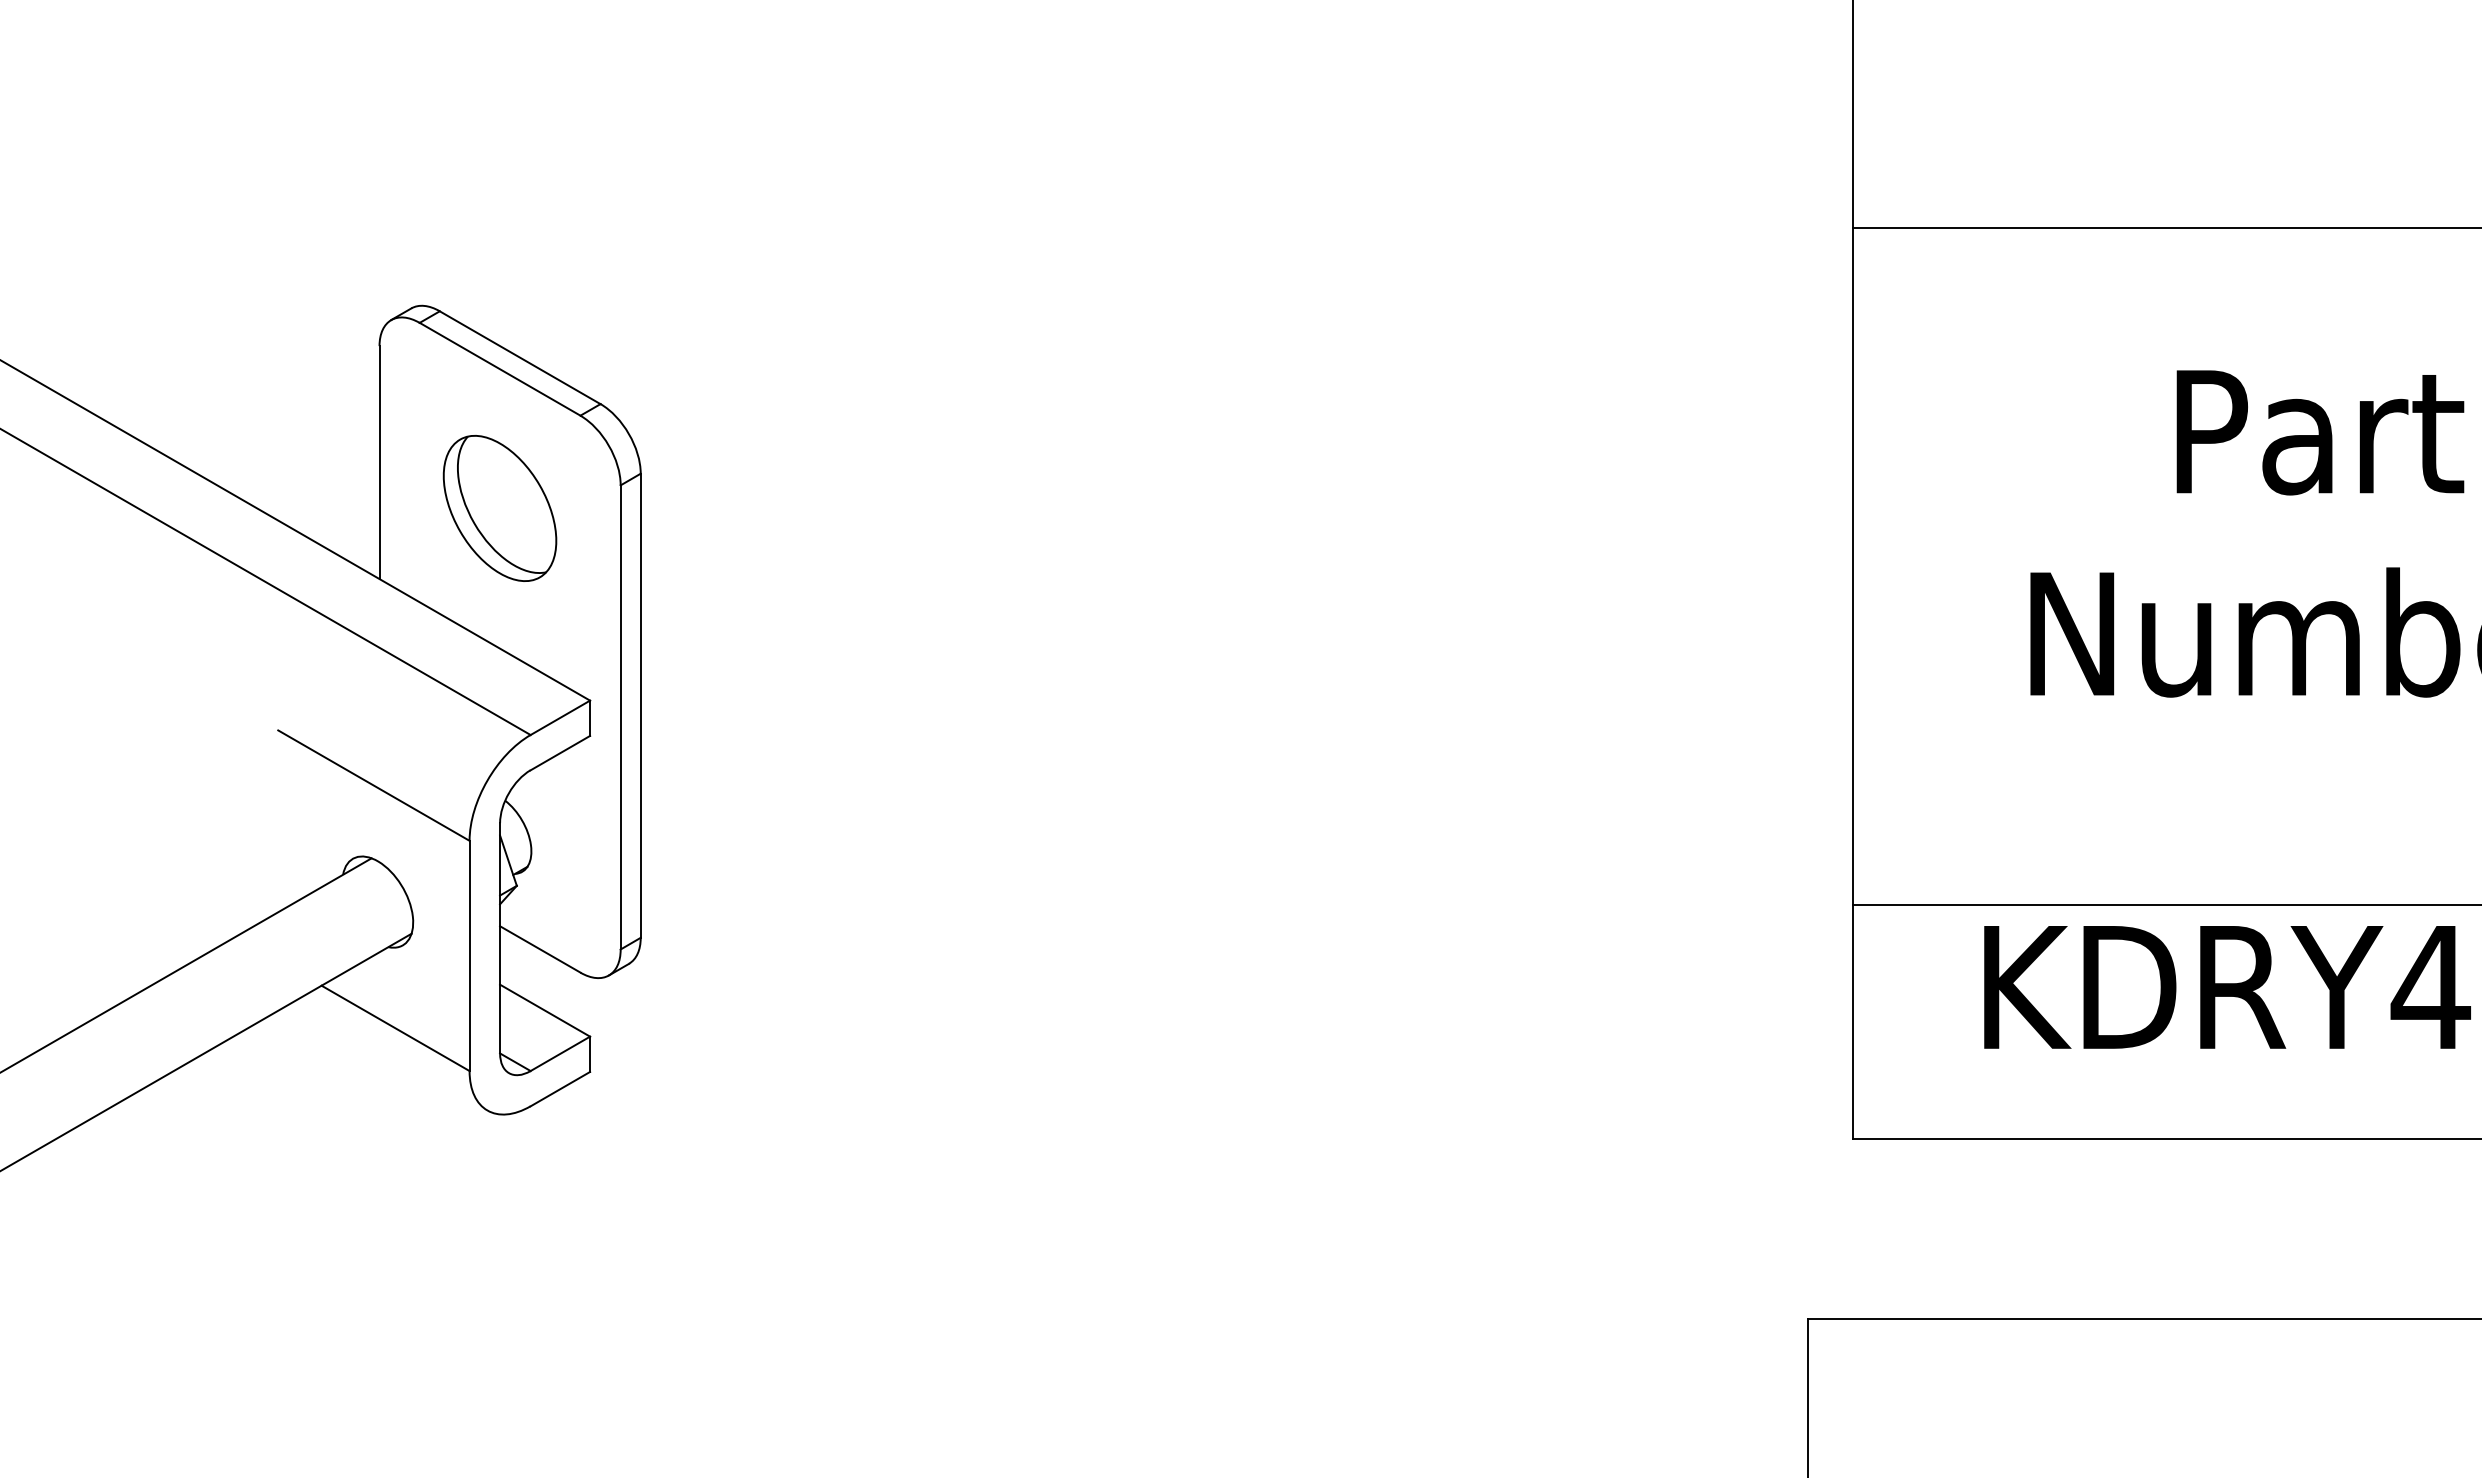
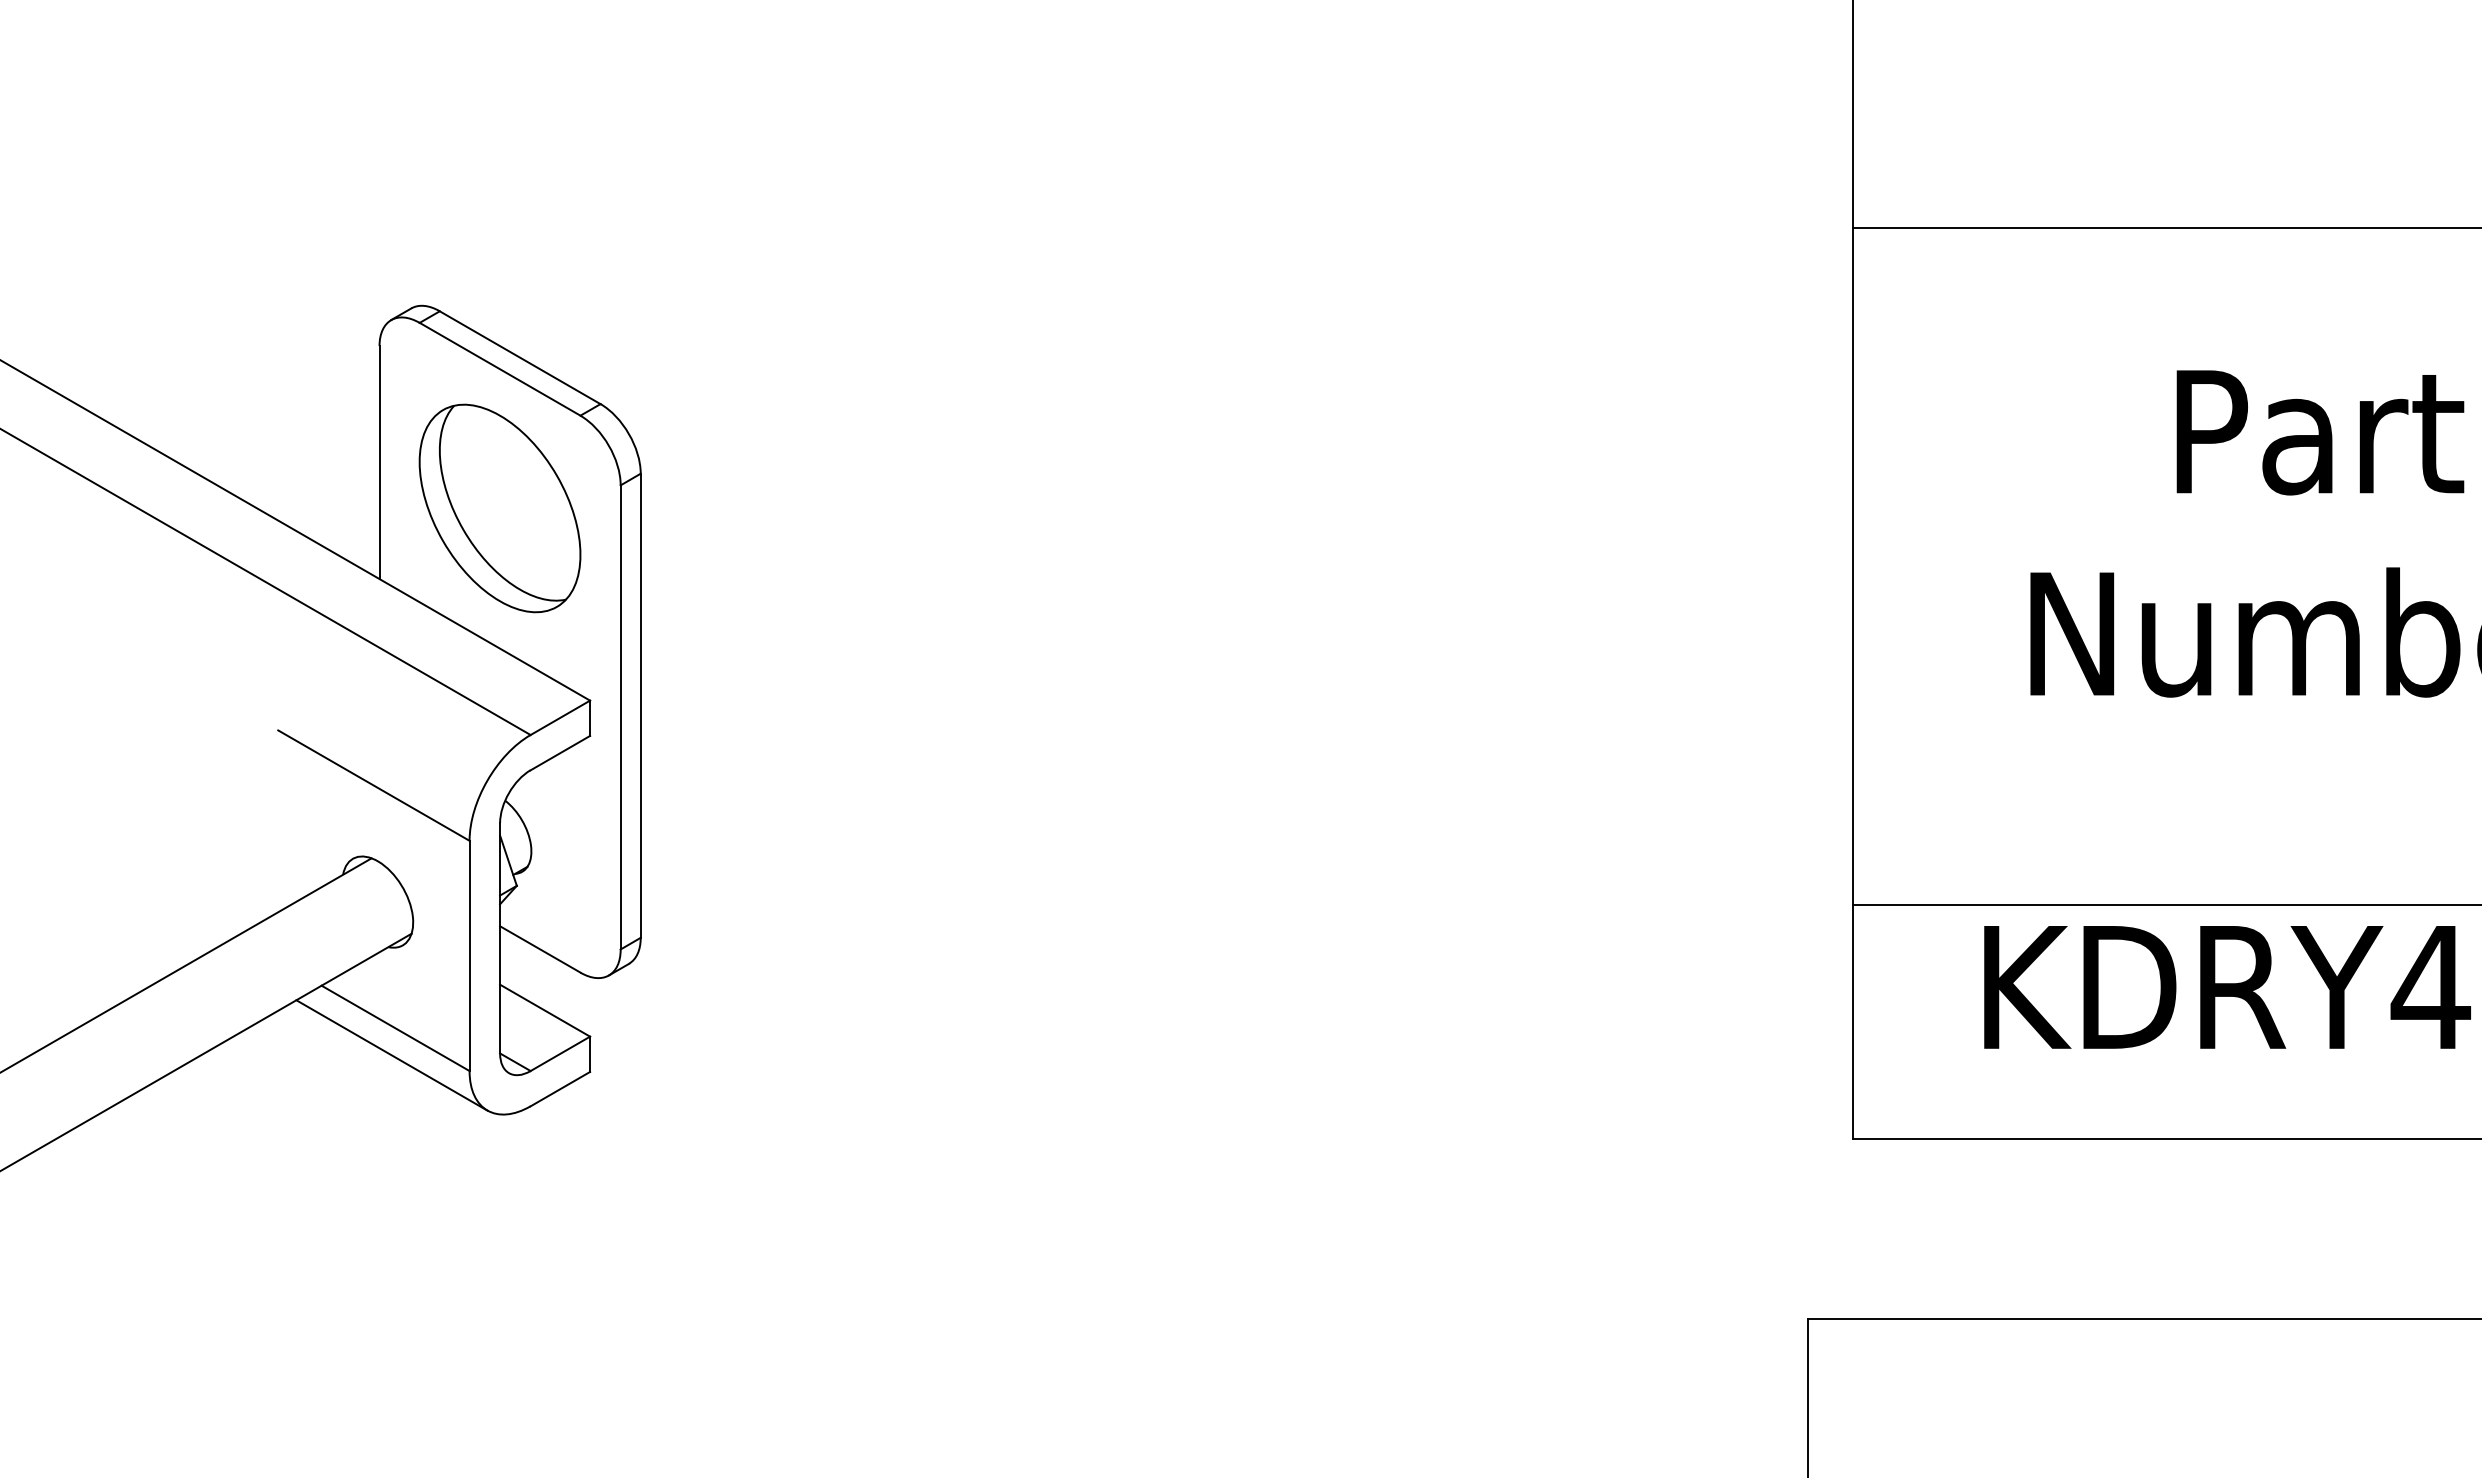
part size: 116x147 px -> 164x211 px (499, 508)
line: none -> present (391, 1055)
